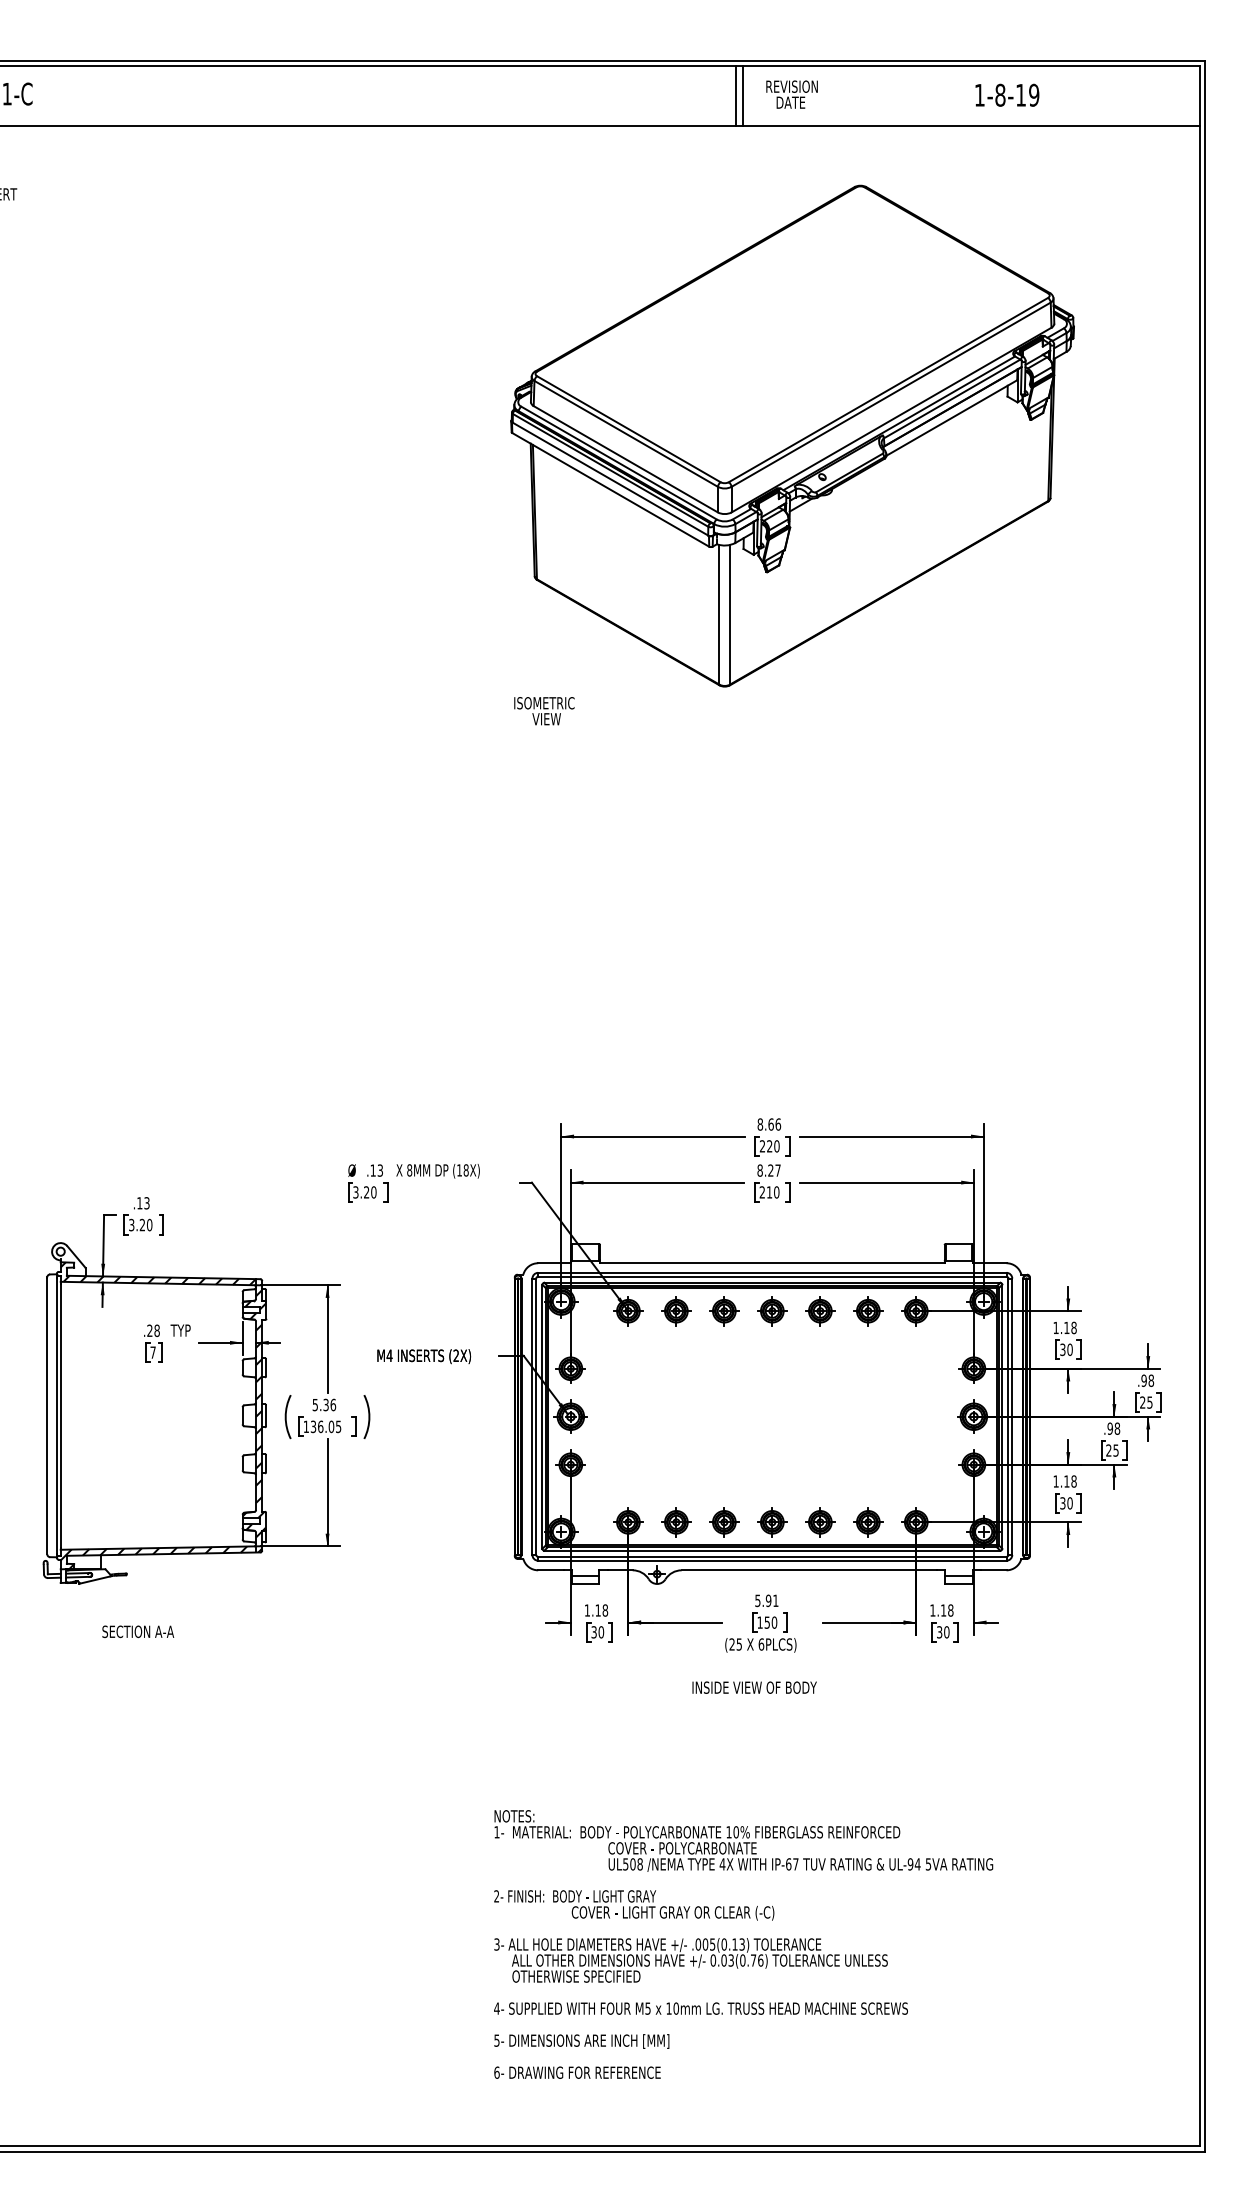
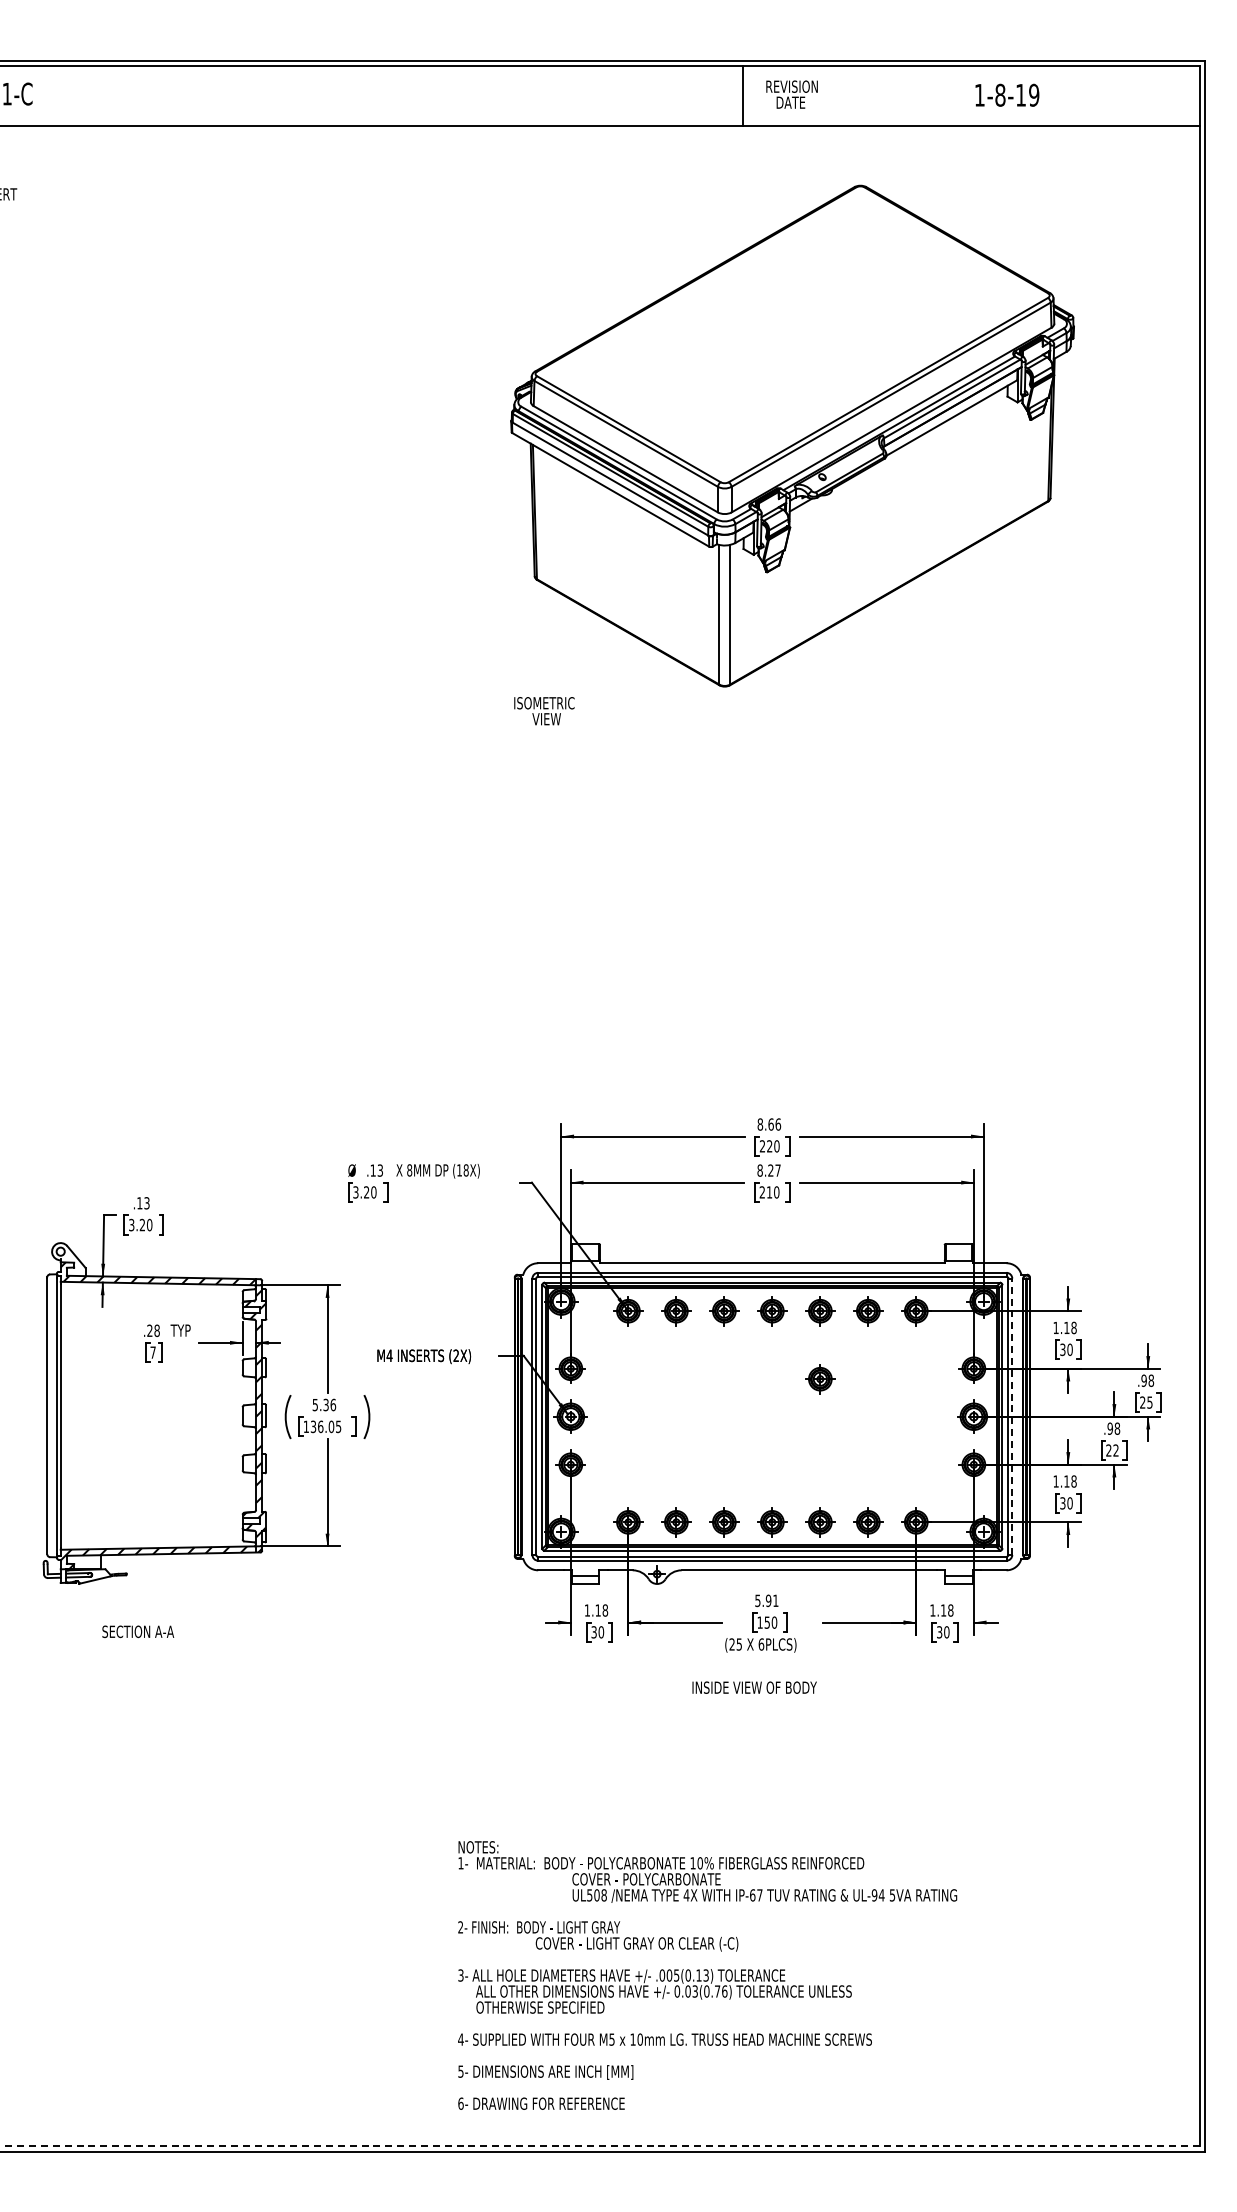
line: present -> none (736, 95)
part: none -> present (820, 1379)
line: solid -> dashed (1012, 1416)
text: 25 -> 22 (1115, 1450)
text position: (743, 1944) -> (707, 1975) (707, 1975)
line: solid -> dashed (599, 2145)
